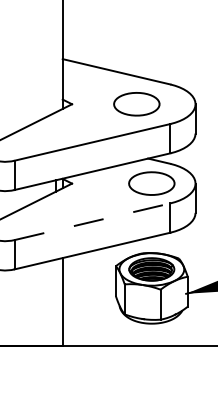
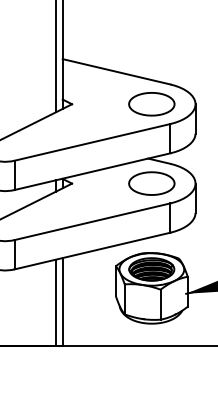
line: none -> present (56, 57)
part position: (136, 104) -> (151, 104) (151, 104)
line: dashed -> solid (93, 221)
line: none -> present (56, 302)
